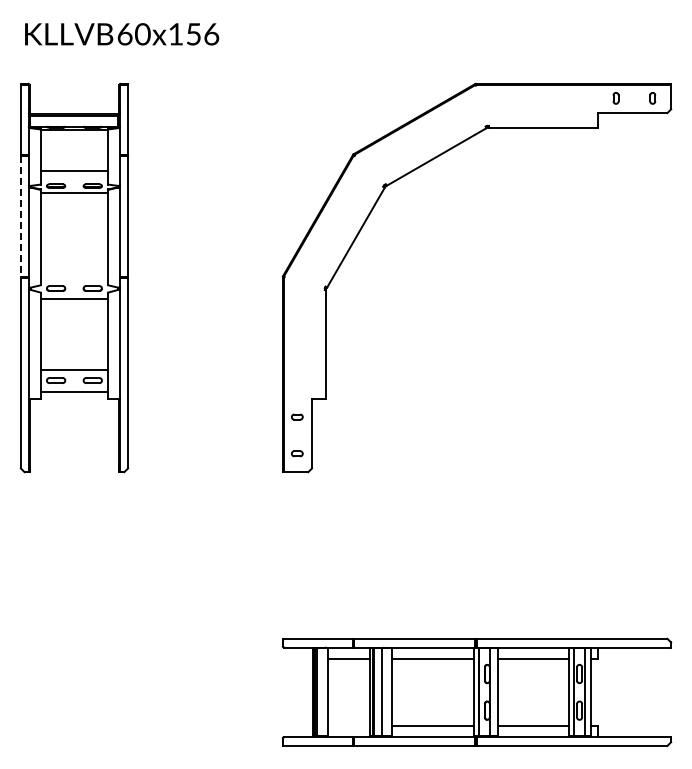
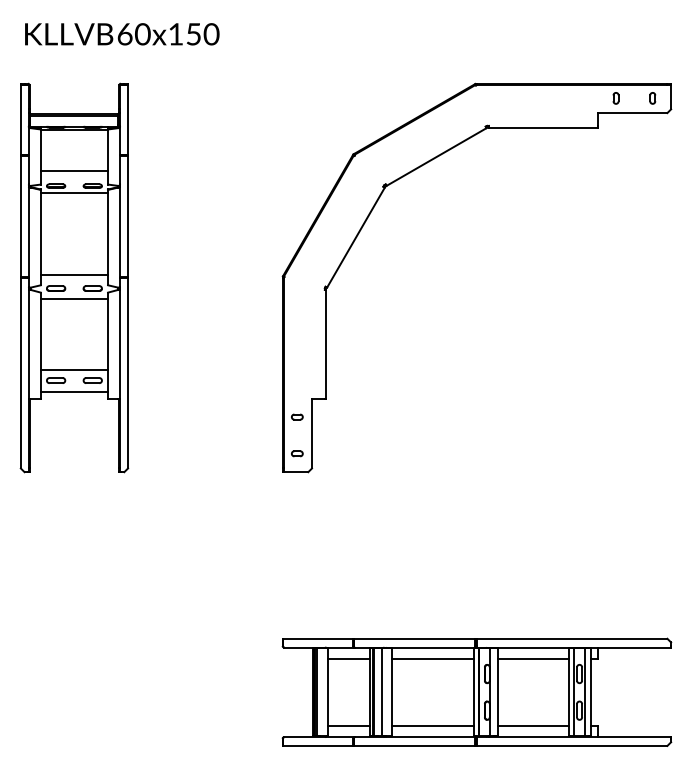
text: 60x156 -> 60x150 (211, 33)
line: dashed -> solid (20, 216)
line: none -> present (74, 275)
line: none -> present (349, 725)
